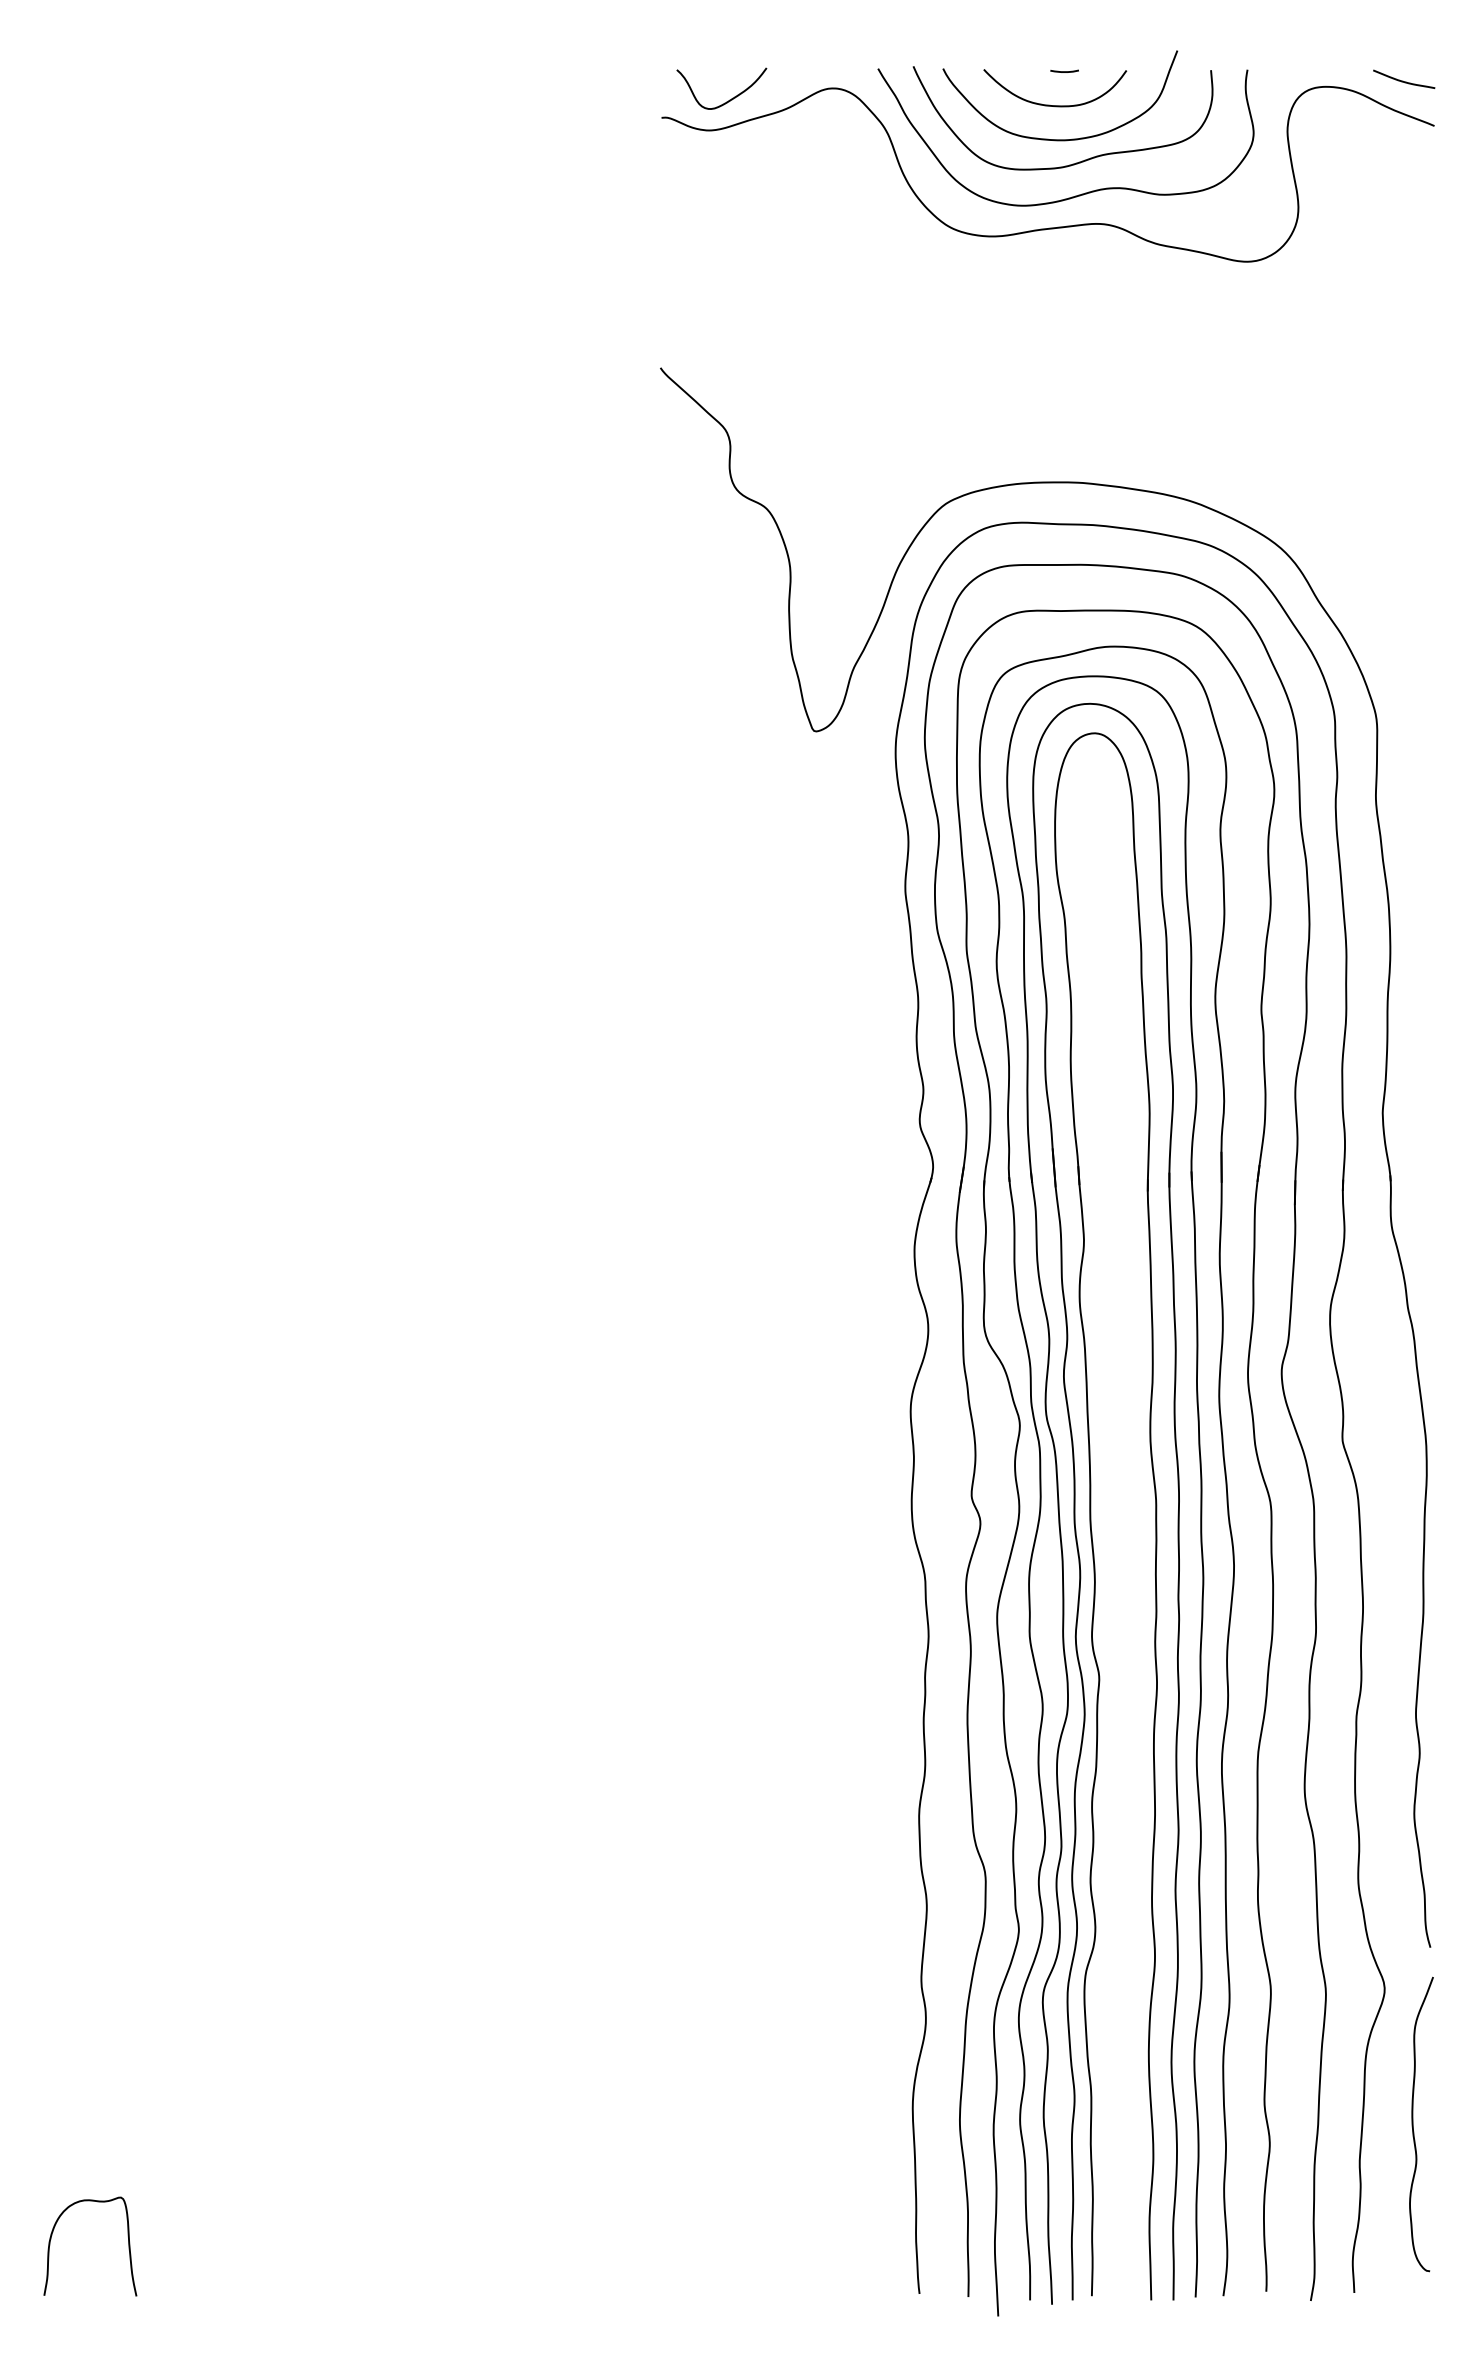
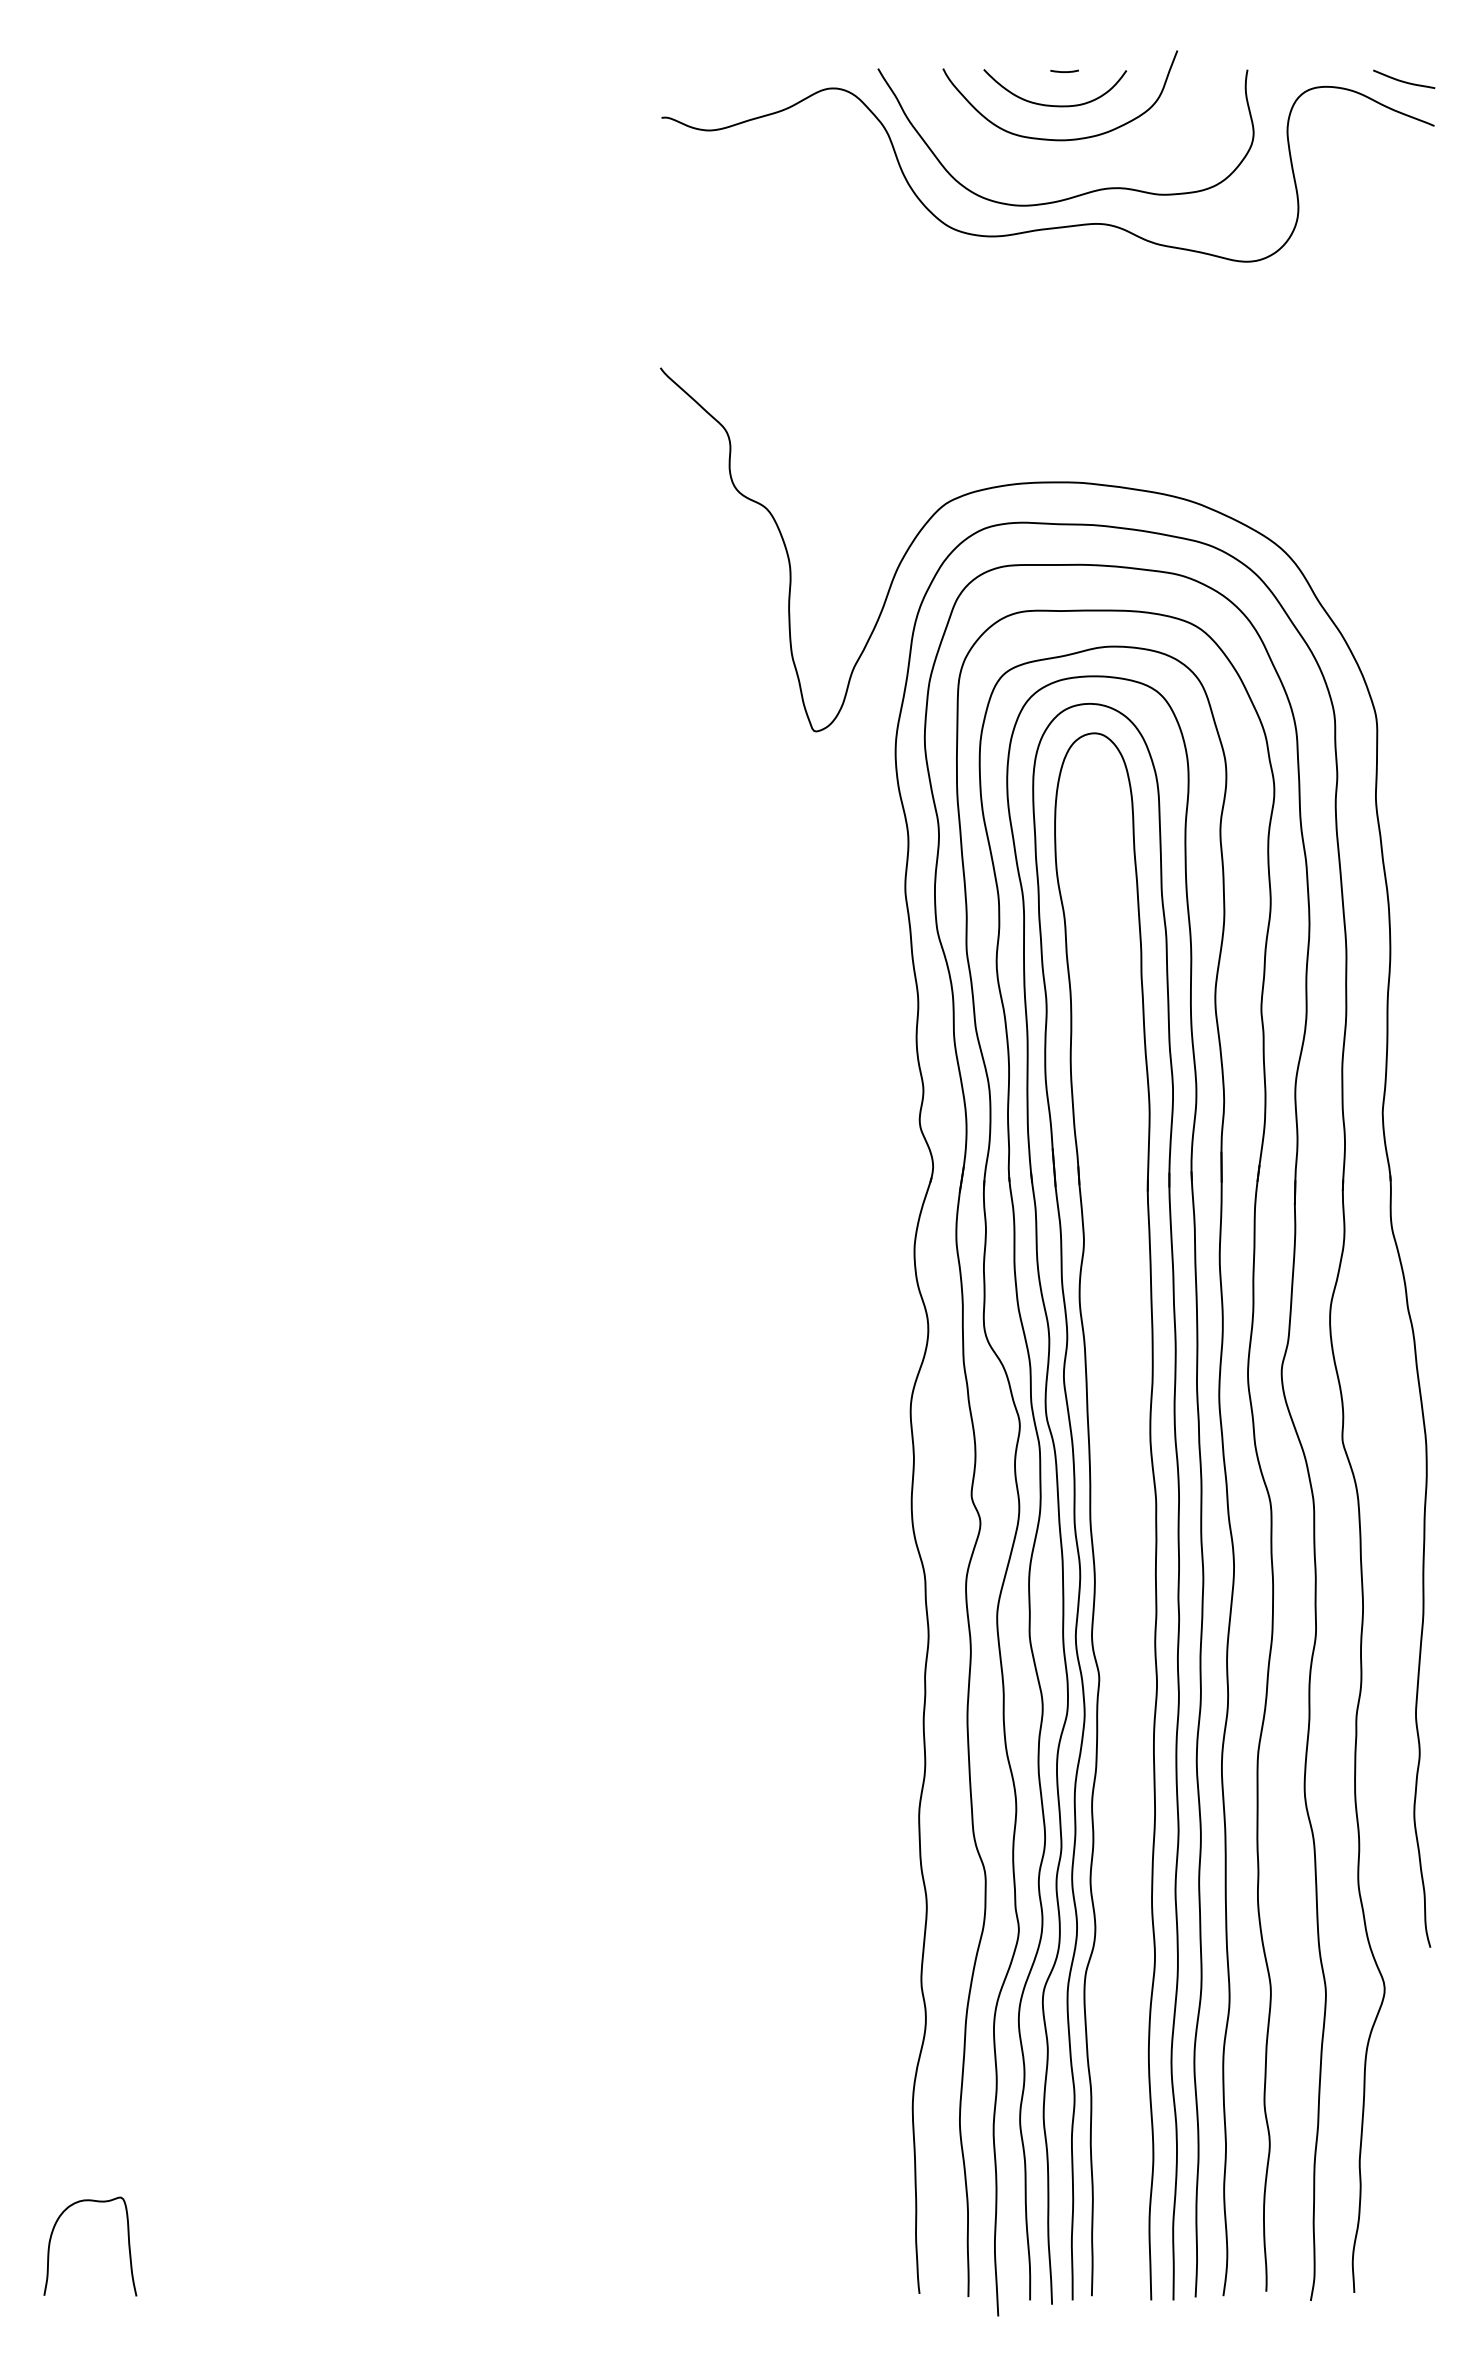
curve: present -> none (729, 99)
curve: present -> none (1072, 163)
curve: present -> none (1413, 2124)
